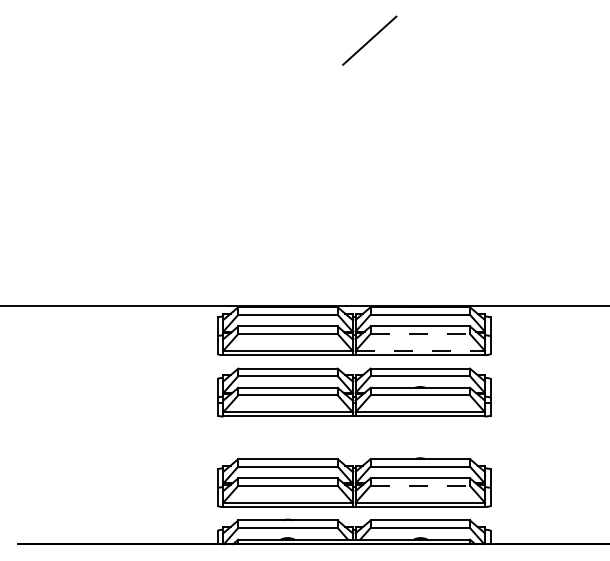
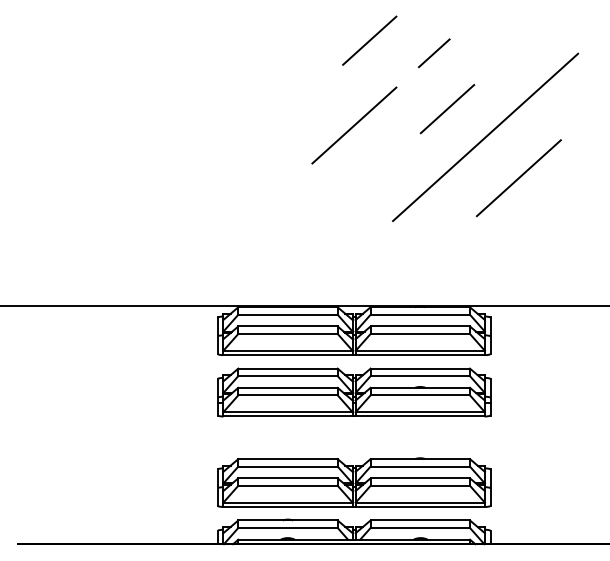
line: none -> present (434, 53)
line: none -> present (447, 109)
line: none -> present (354, 125)
line: none -> present (485, 137)
line: none -> present (518, 178)
line: dashed -> solid (420, 333)
line: dashed -> solid (420, 350)
line: dashed -> solid (420, 485)
